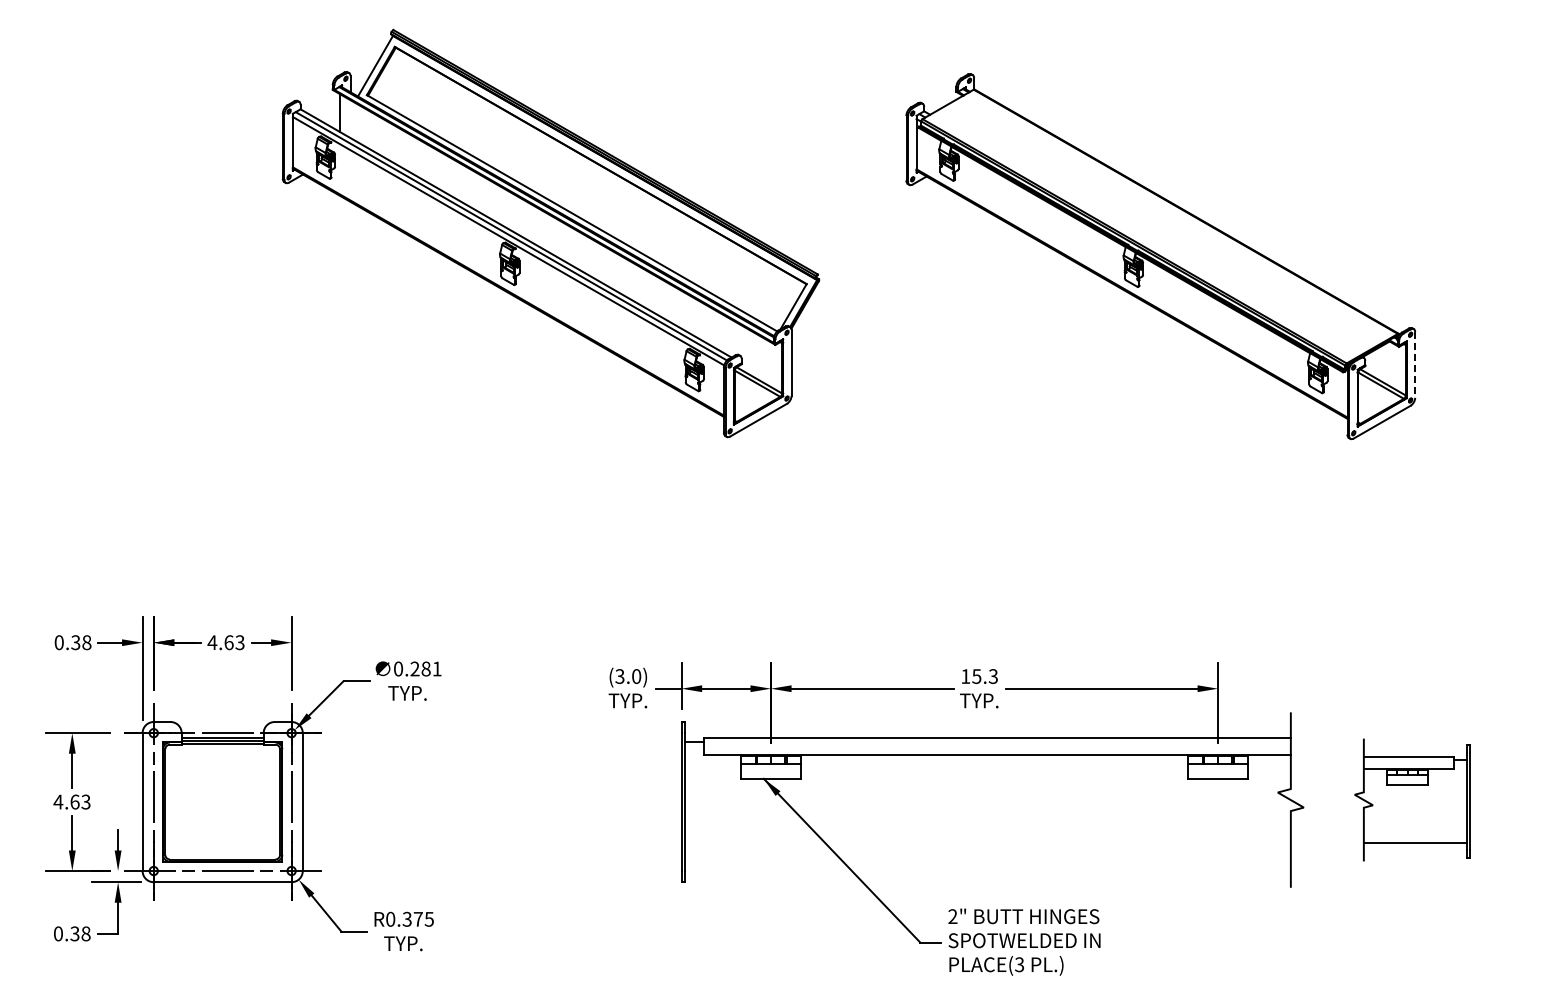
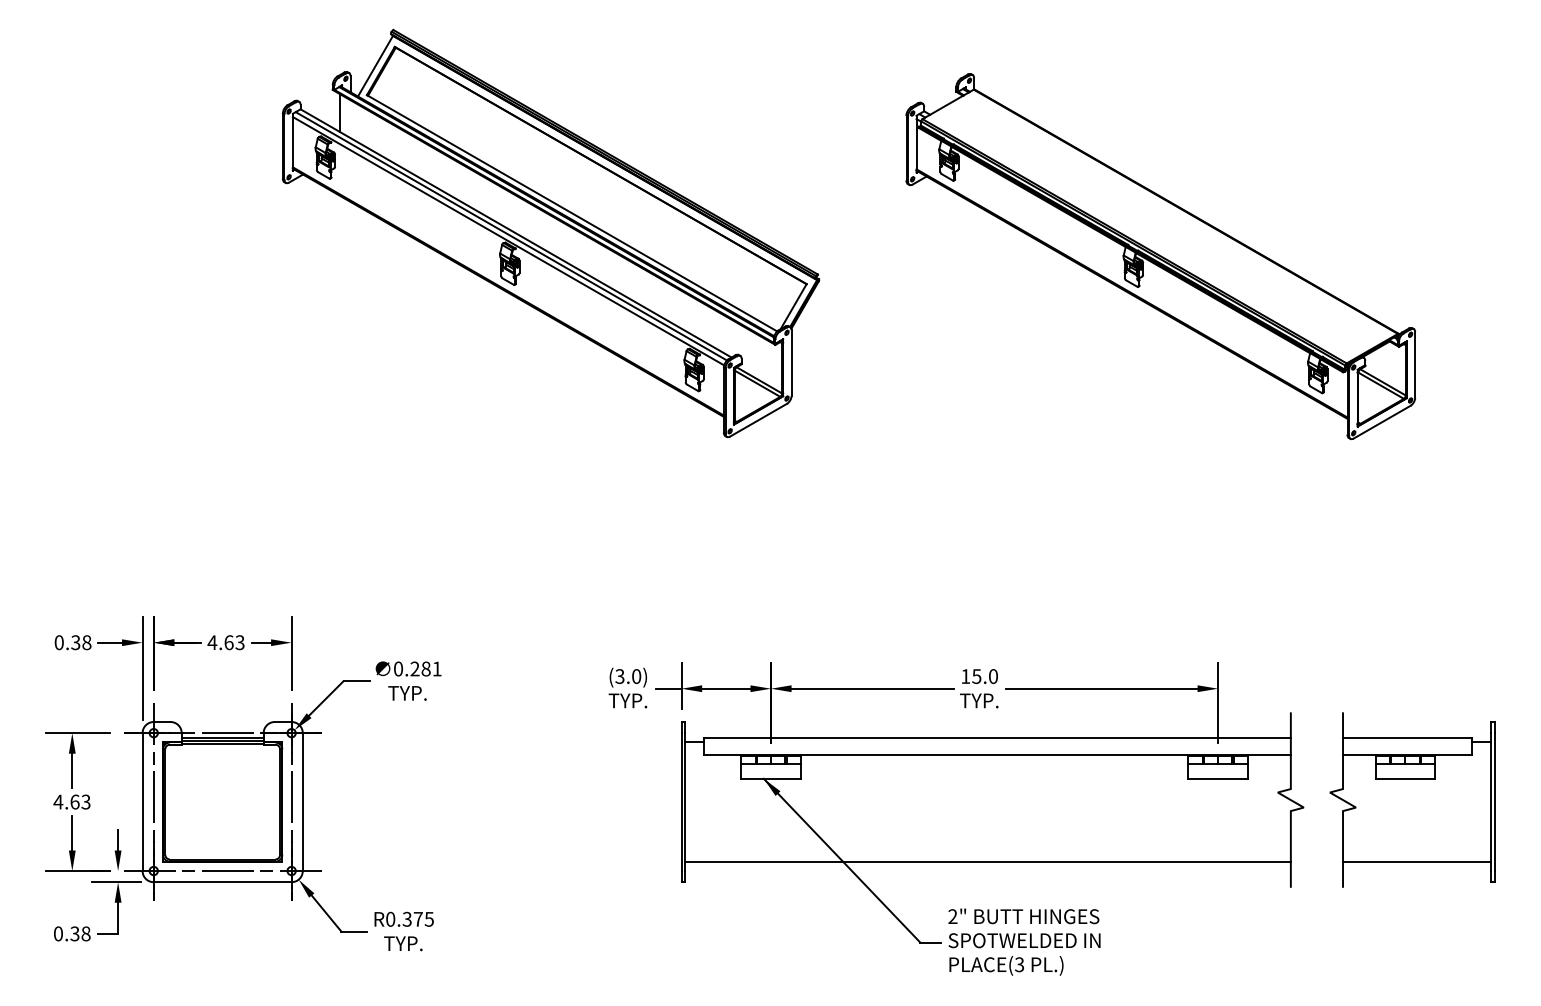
line: dashed -> solid (1415, 364)
text: 15.3 -> 15.0 (992, 676)
part size: 117x124 px -> 167x176 px (1412, 799)
line: none -> present (987, 861)
